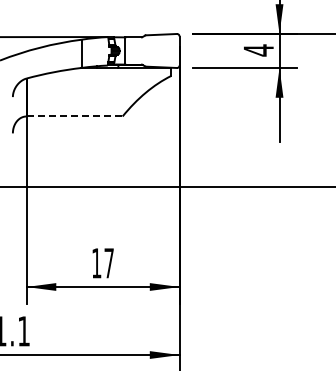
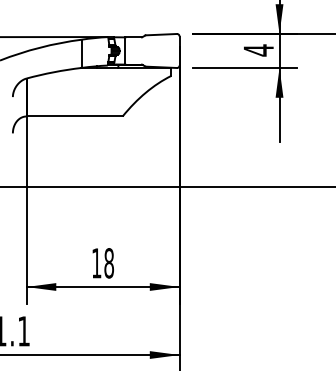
line: dashed -> solid (75, 116)
text: 17 -> 18 (108, 263)
